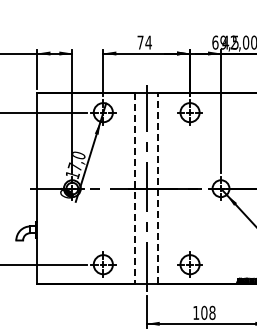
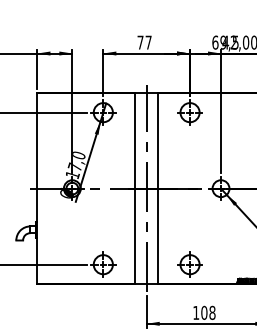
text: 74 -> 77 (148, 42)
line: dashed -> solid (157, 188)
line: dashed -> solid (135, 189)
